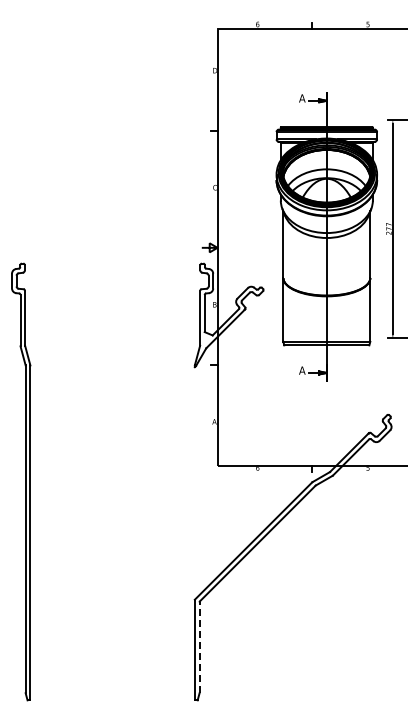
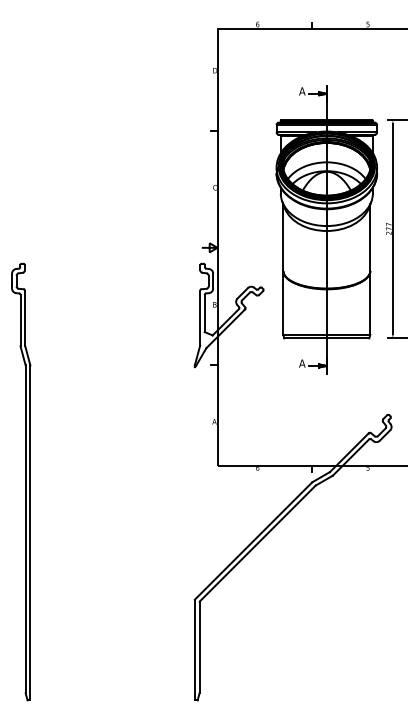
part position: (326, 236) -> (326, 229) (326, 229)
line: dashed -> solid (199, 647)
